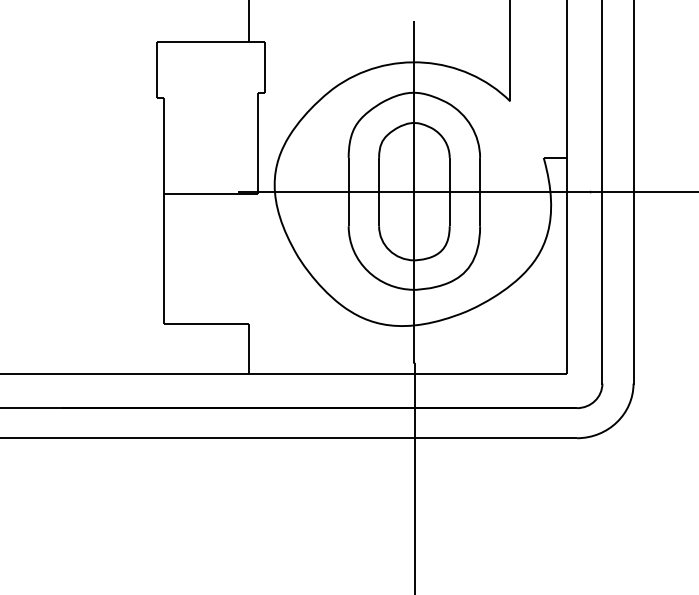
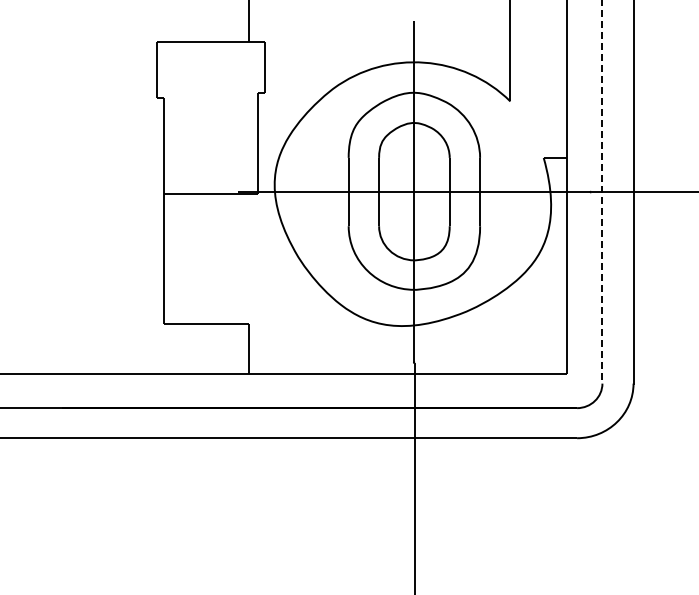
line: solid -> dashed (602, 192)
